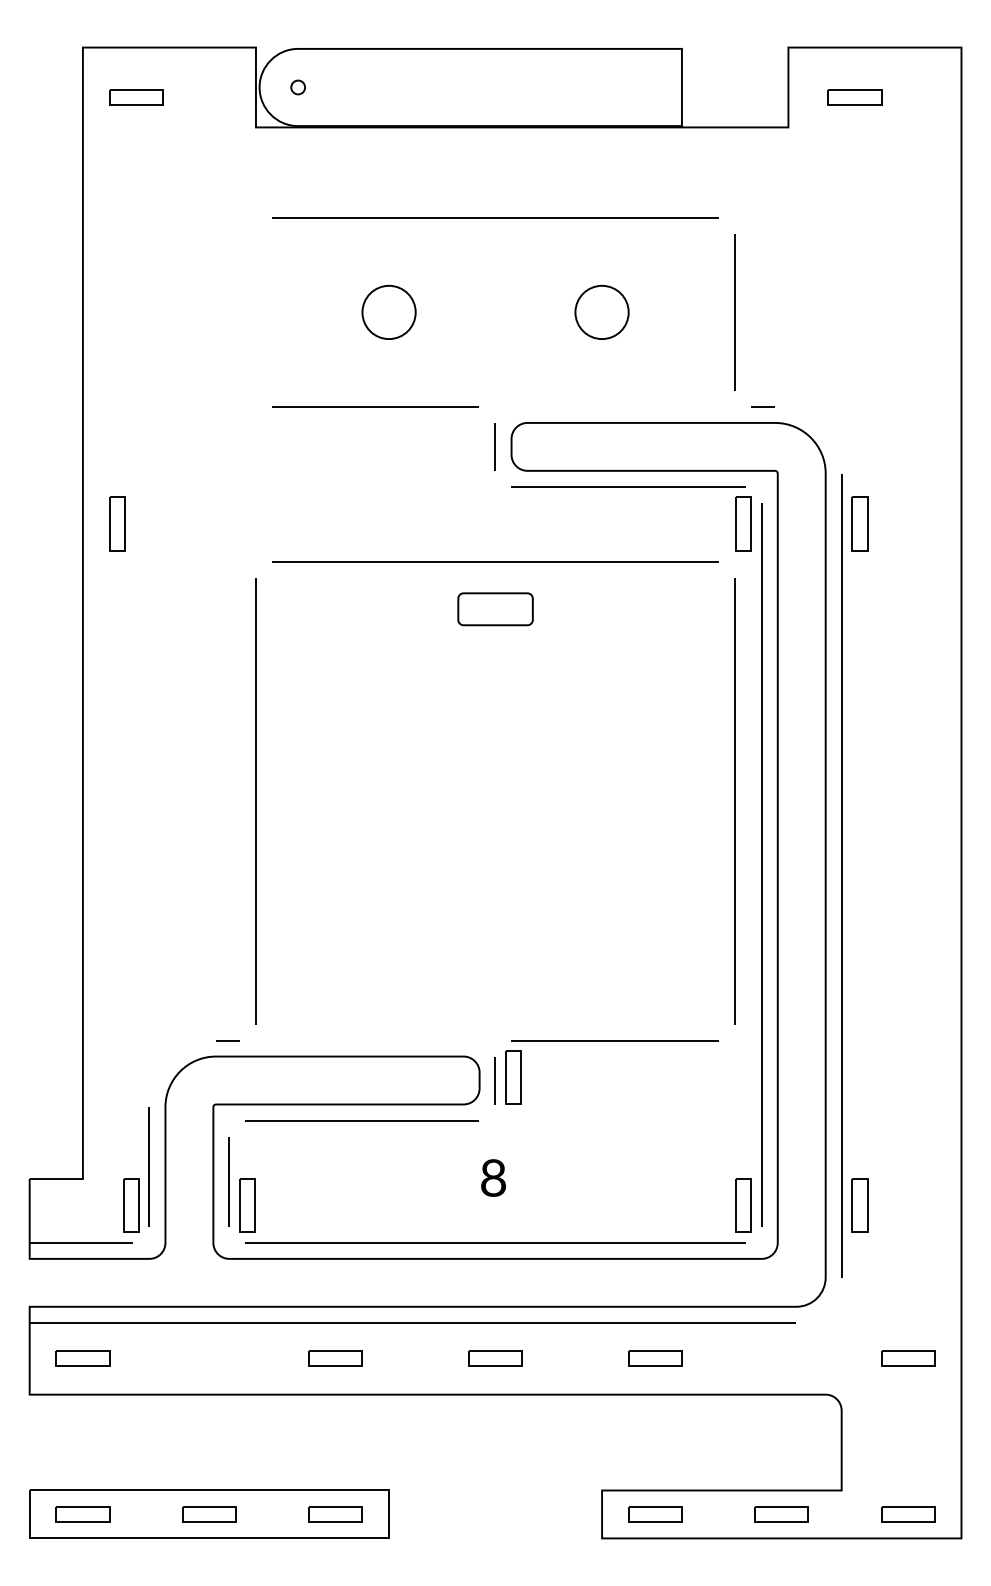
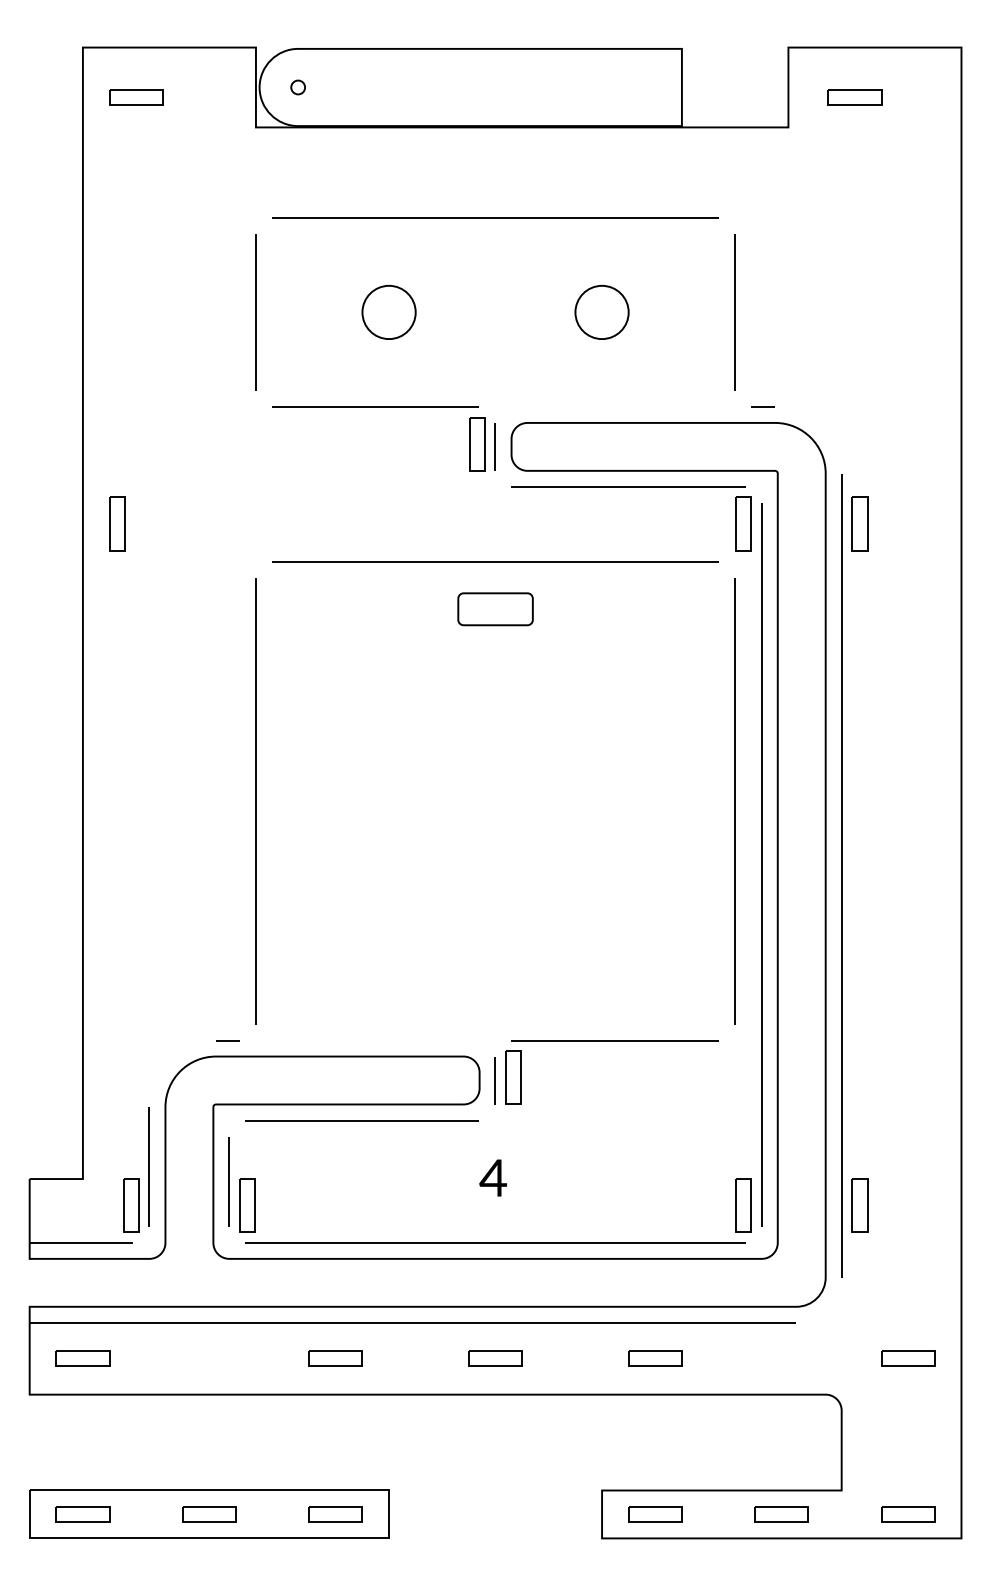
line: none -> present (255, 312)
part: none -> present (477, 444)
text: 8 -> 4 (493, 1177)
